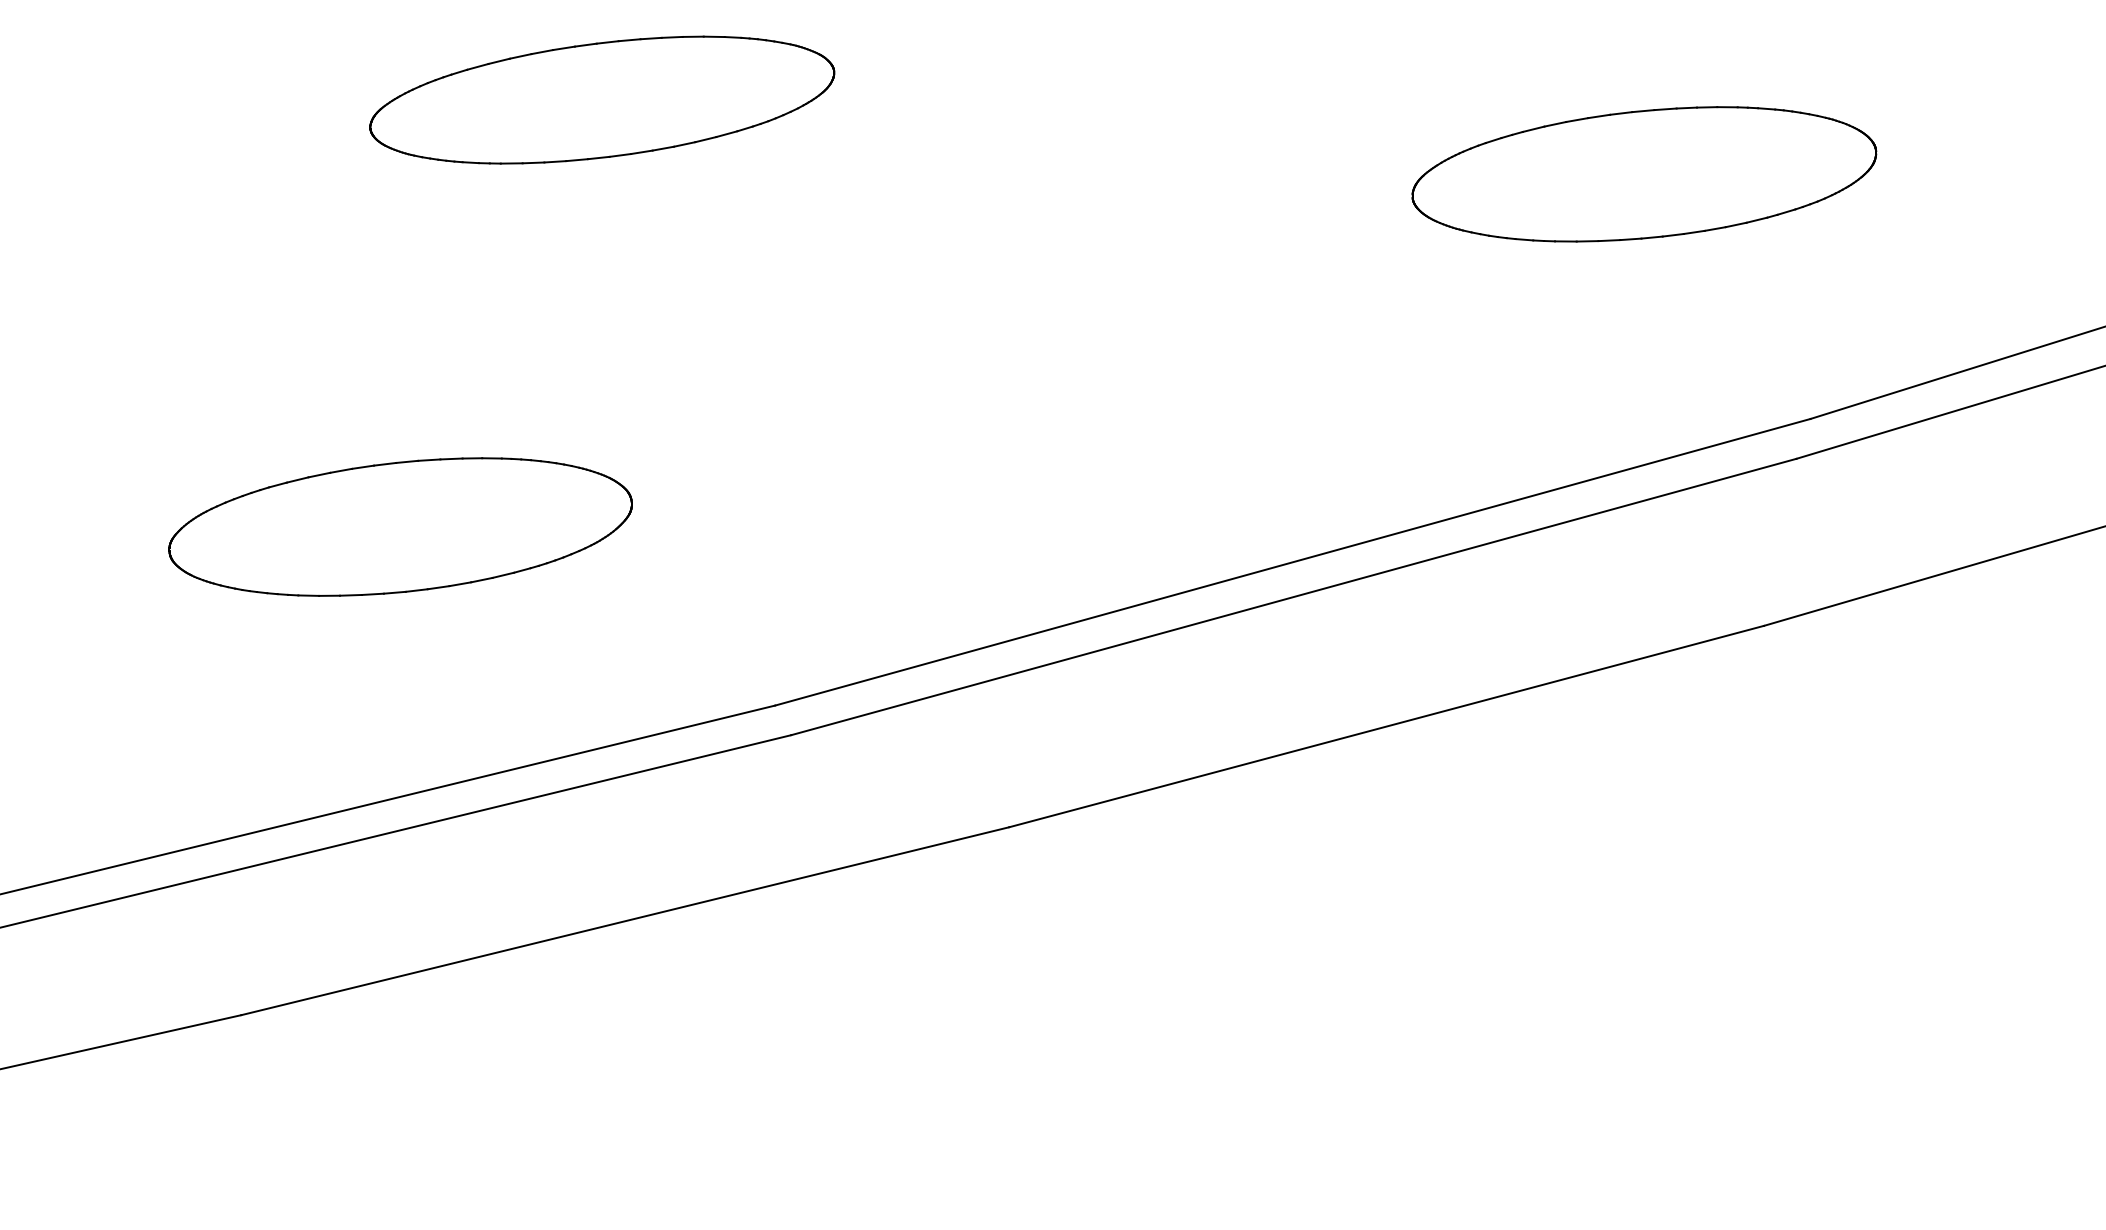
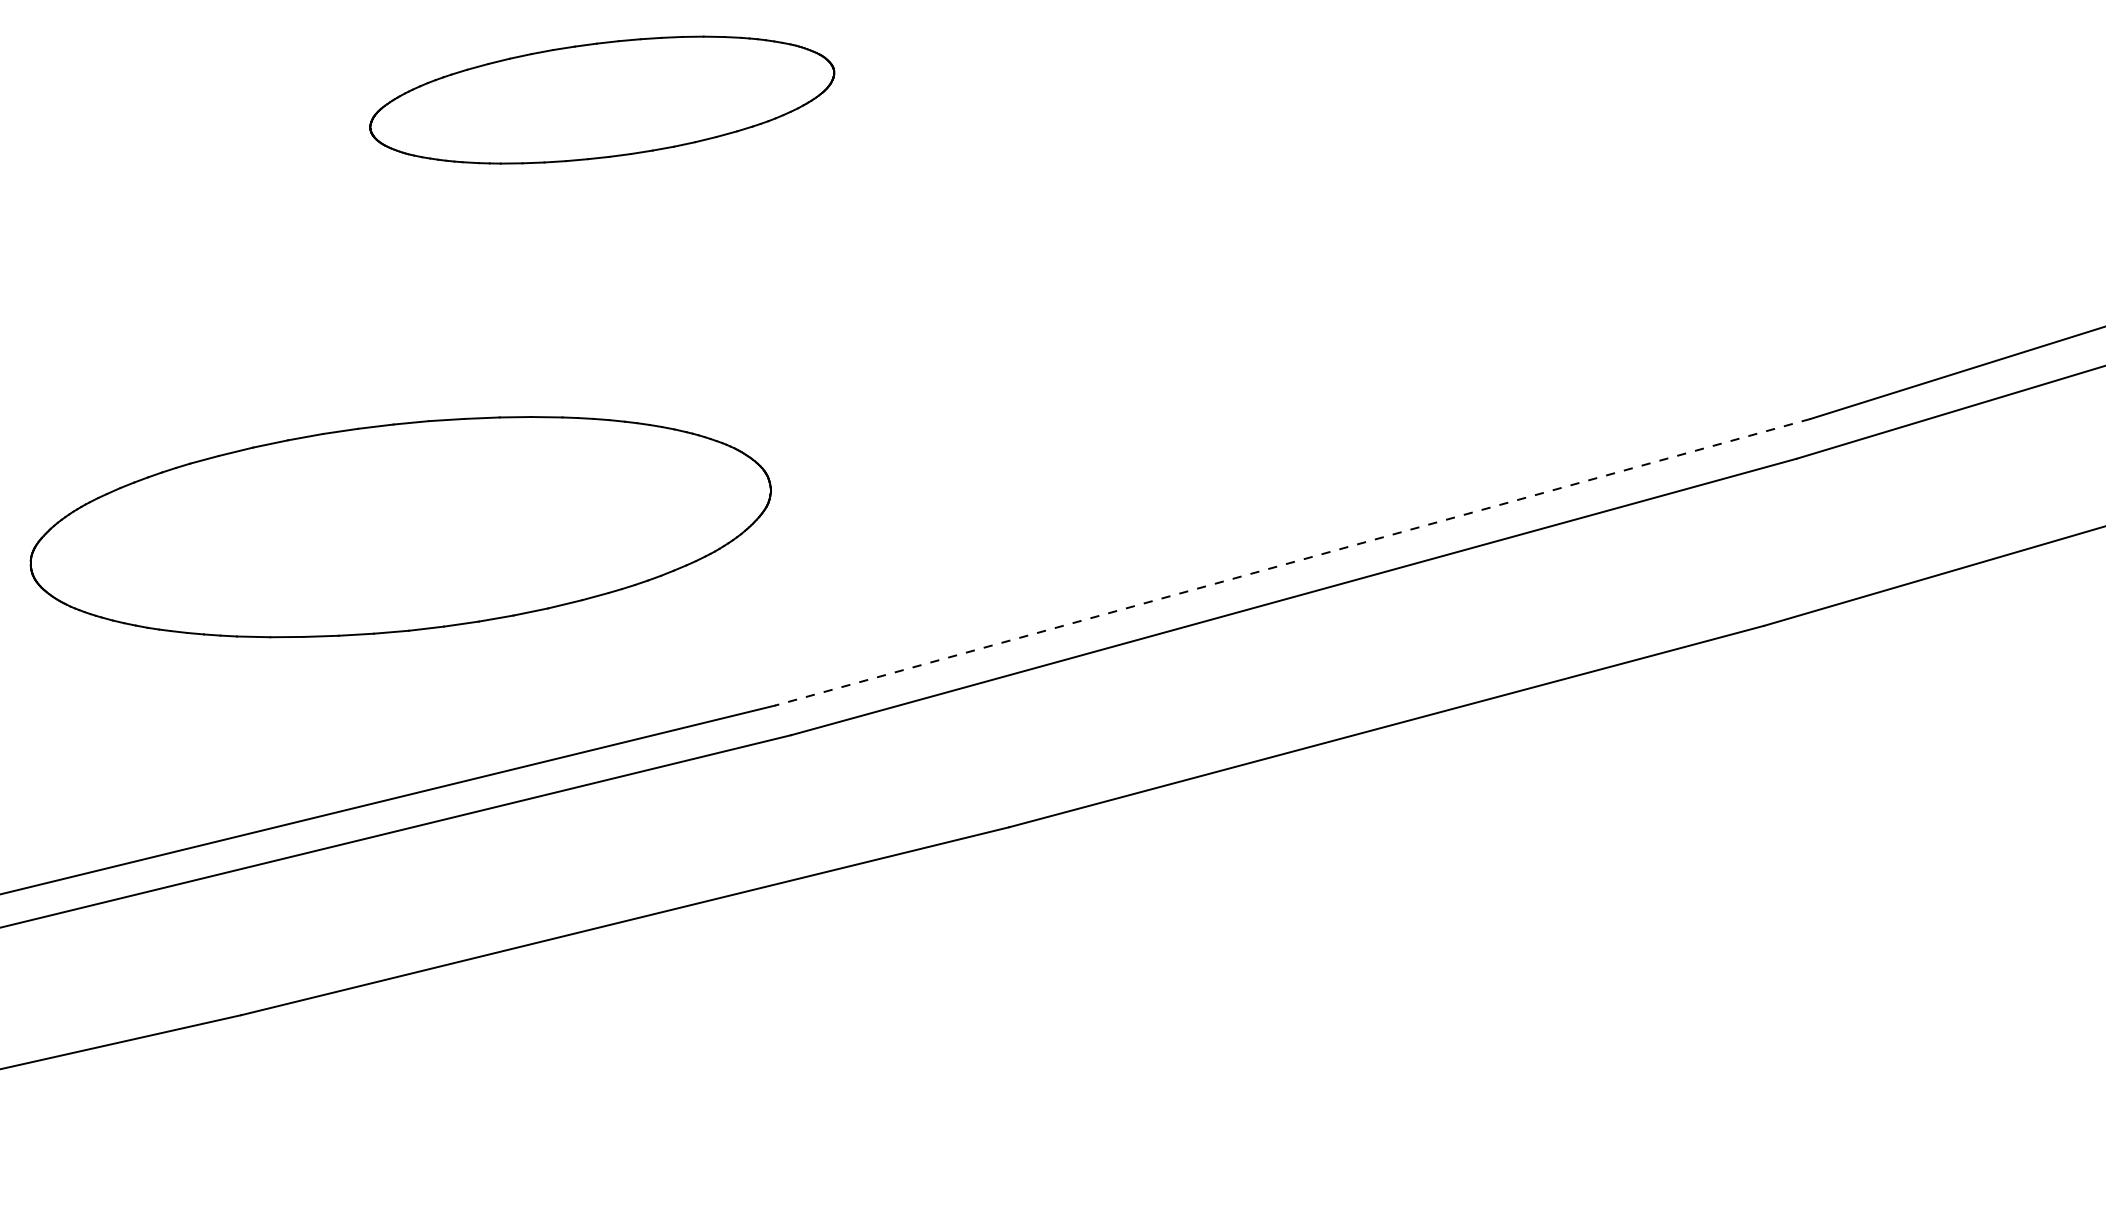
part: present -> none (1644, 174)
part size: 465x140 px -> 743x223 px (400, 527)
line: solid -> dashed (1292, 562)
